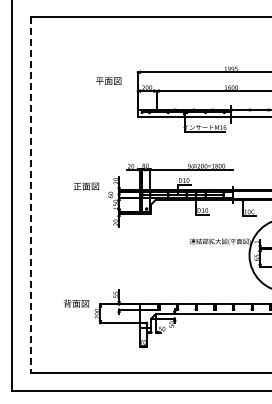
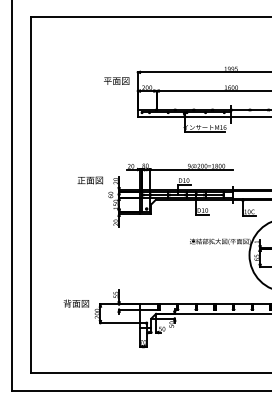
text position: (108, 80) -> (116, 80) (116, 80)
text position: (85, 186) -> (89, 180) (89, 180)
line: dashed -> solid (30, 195)
